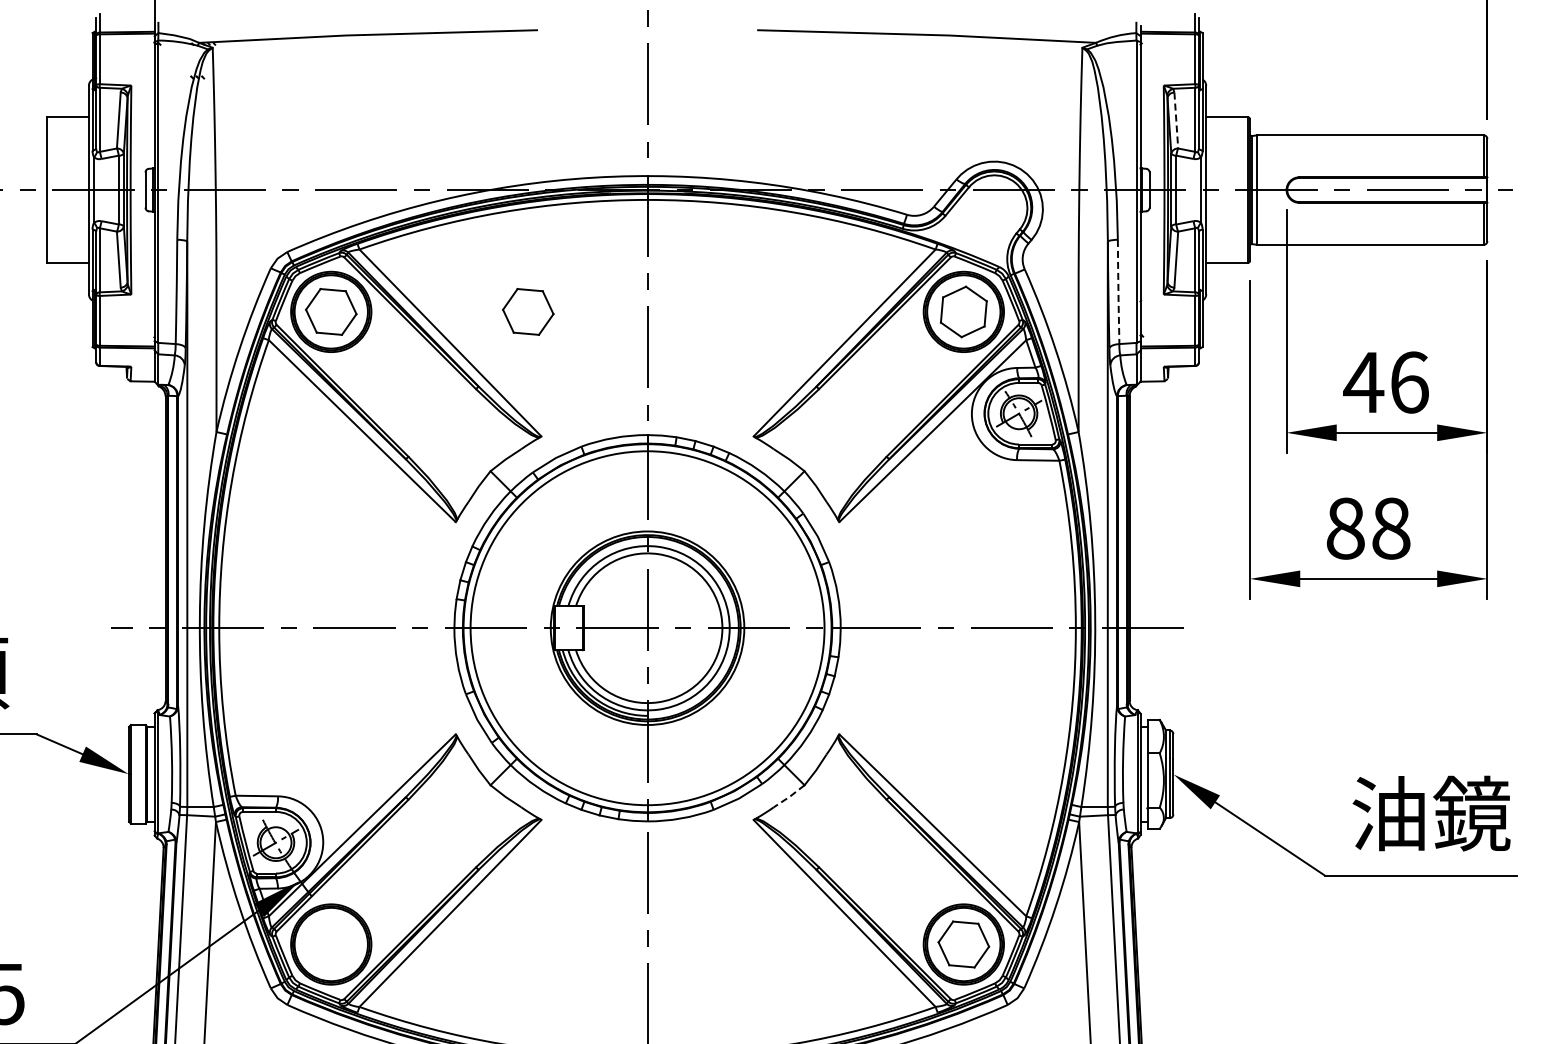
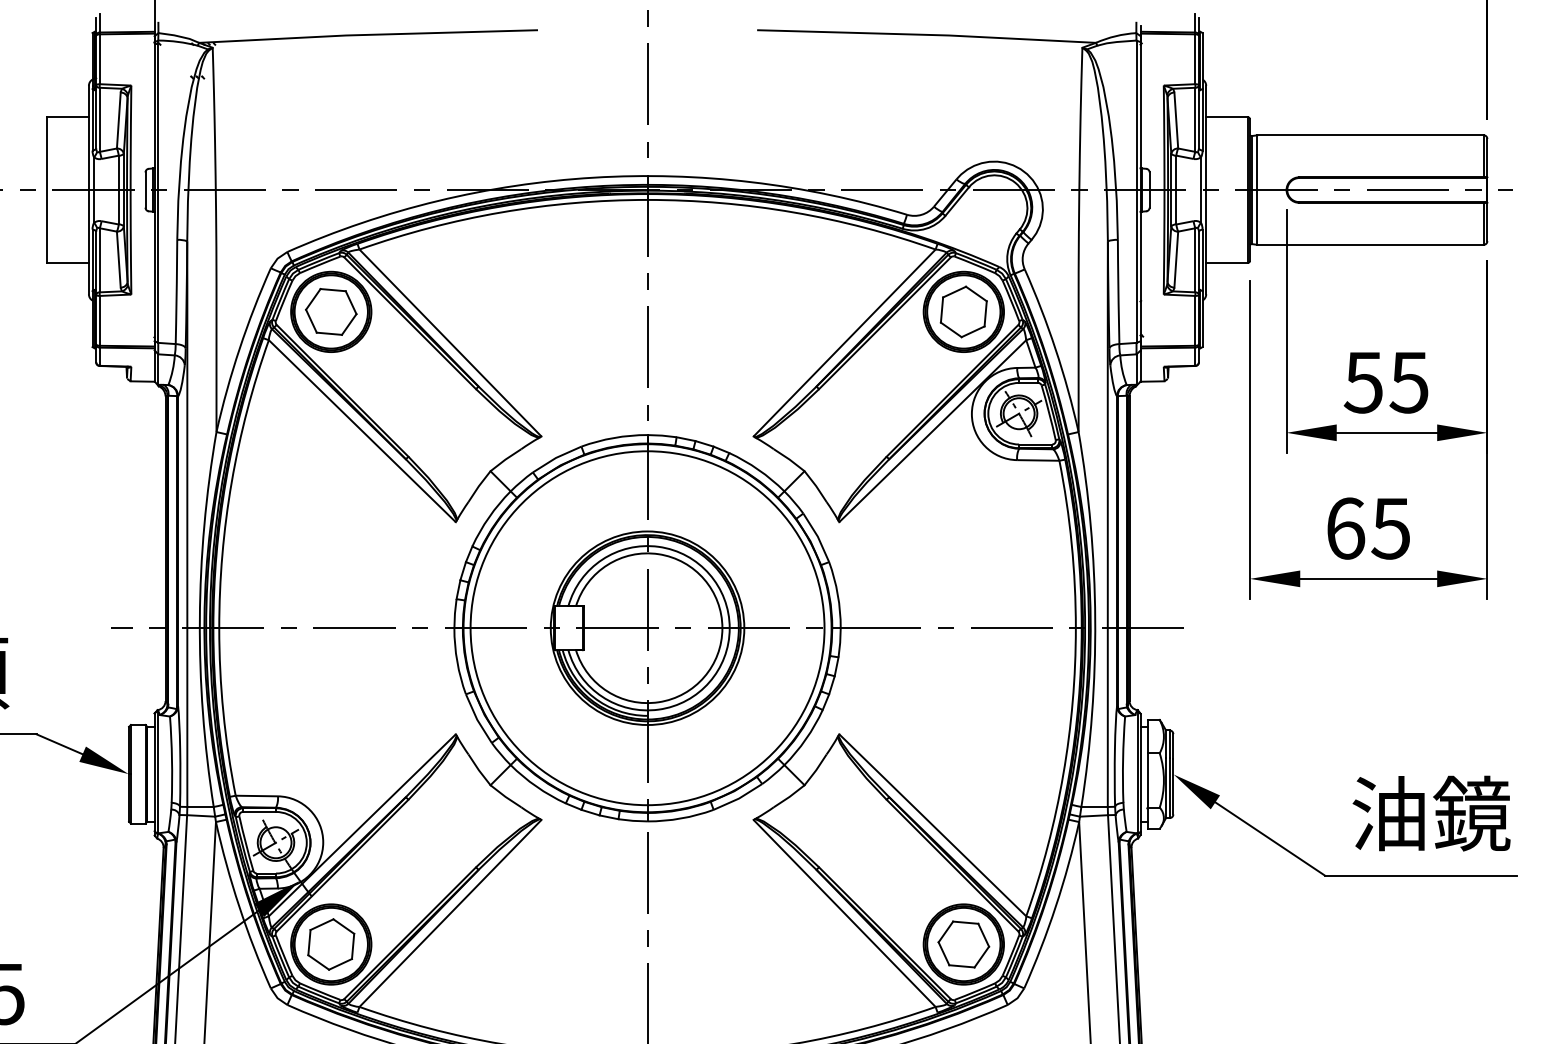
line: dashed -> solid (1176, 121)
line: dashed -> solid (1118, 292)
part: present -> none (528, 311)
text: 46 -> 55 (1385, 382)
text: 88 -> 65 (1368, 528)
line: dashed -> solid (789, 796)
part: none -> present (331, 944)
